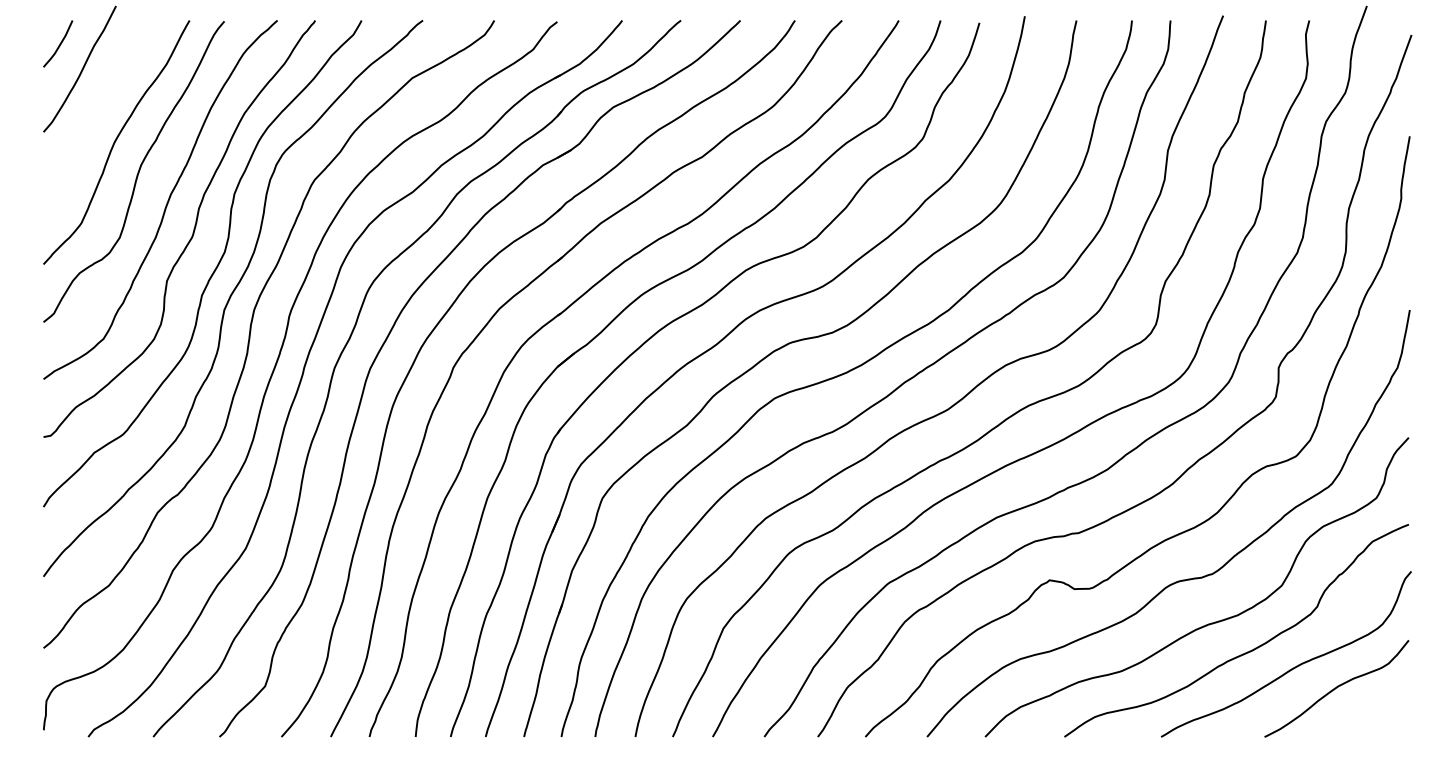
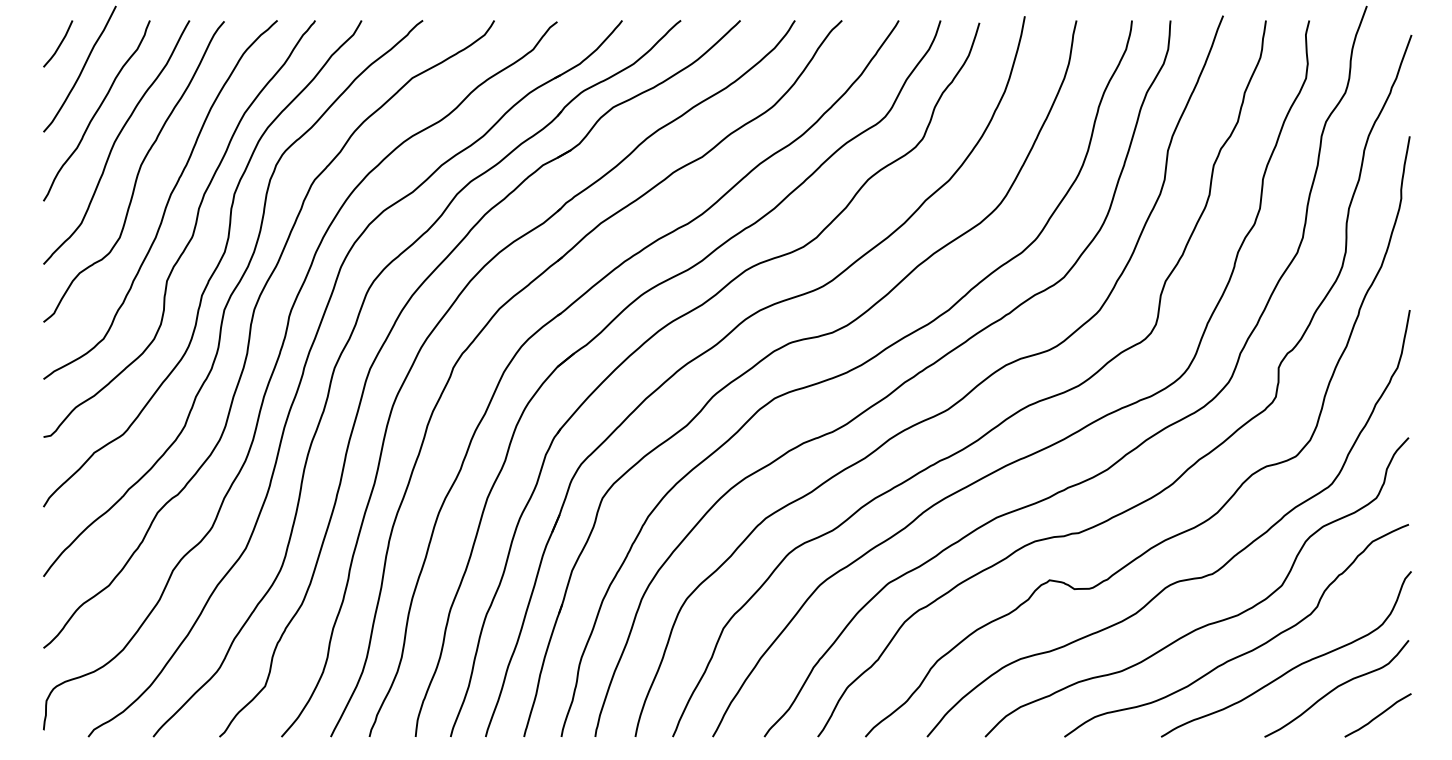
curve: none -> present (96, 110)
curve: none -> present (1377, 715)
